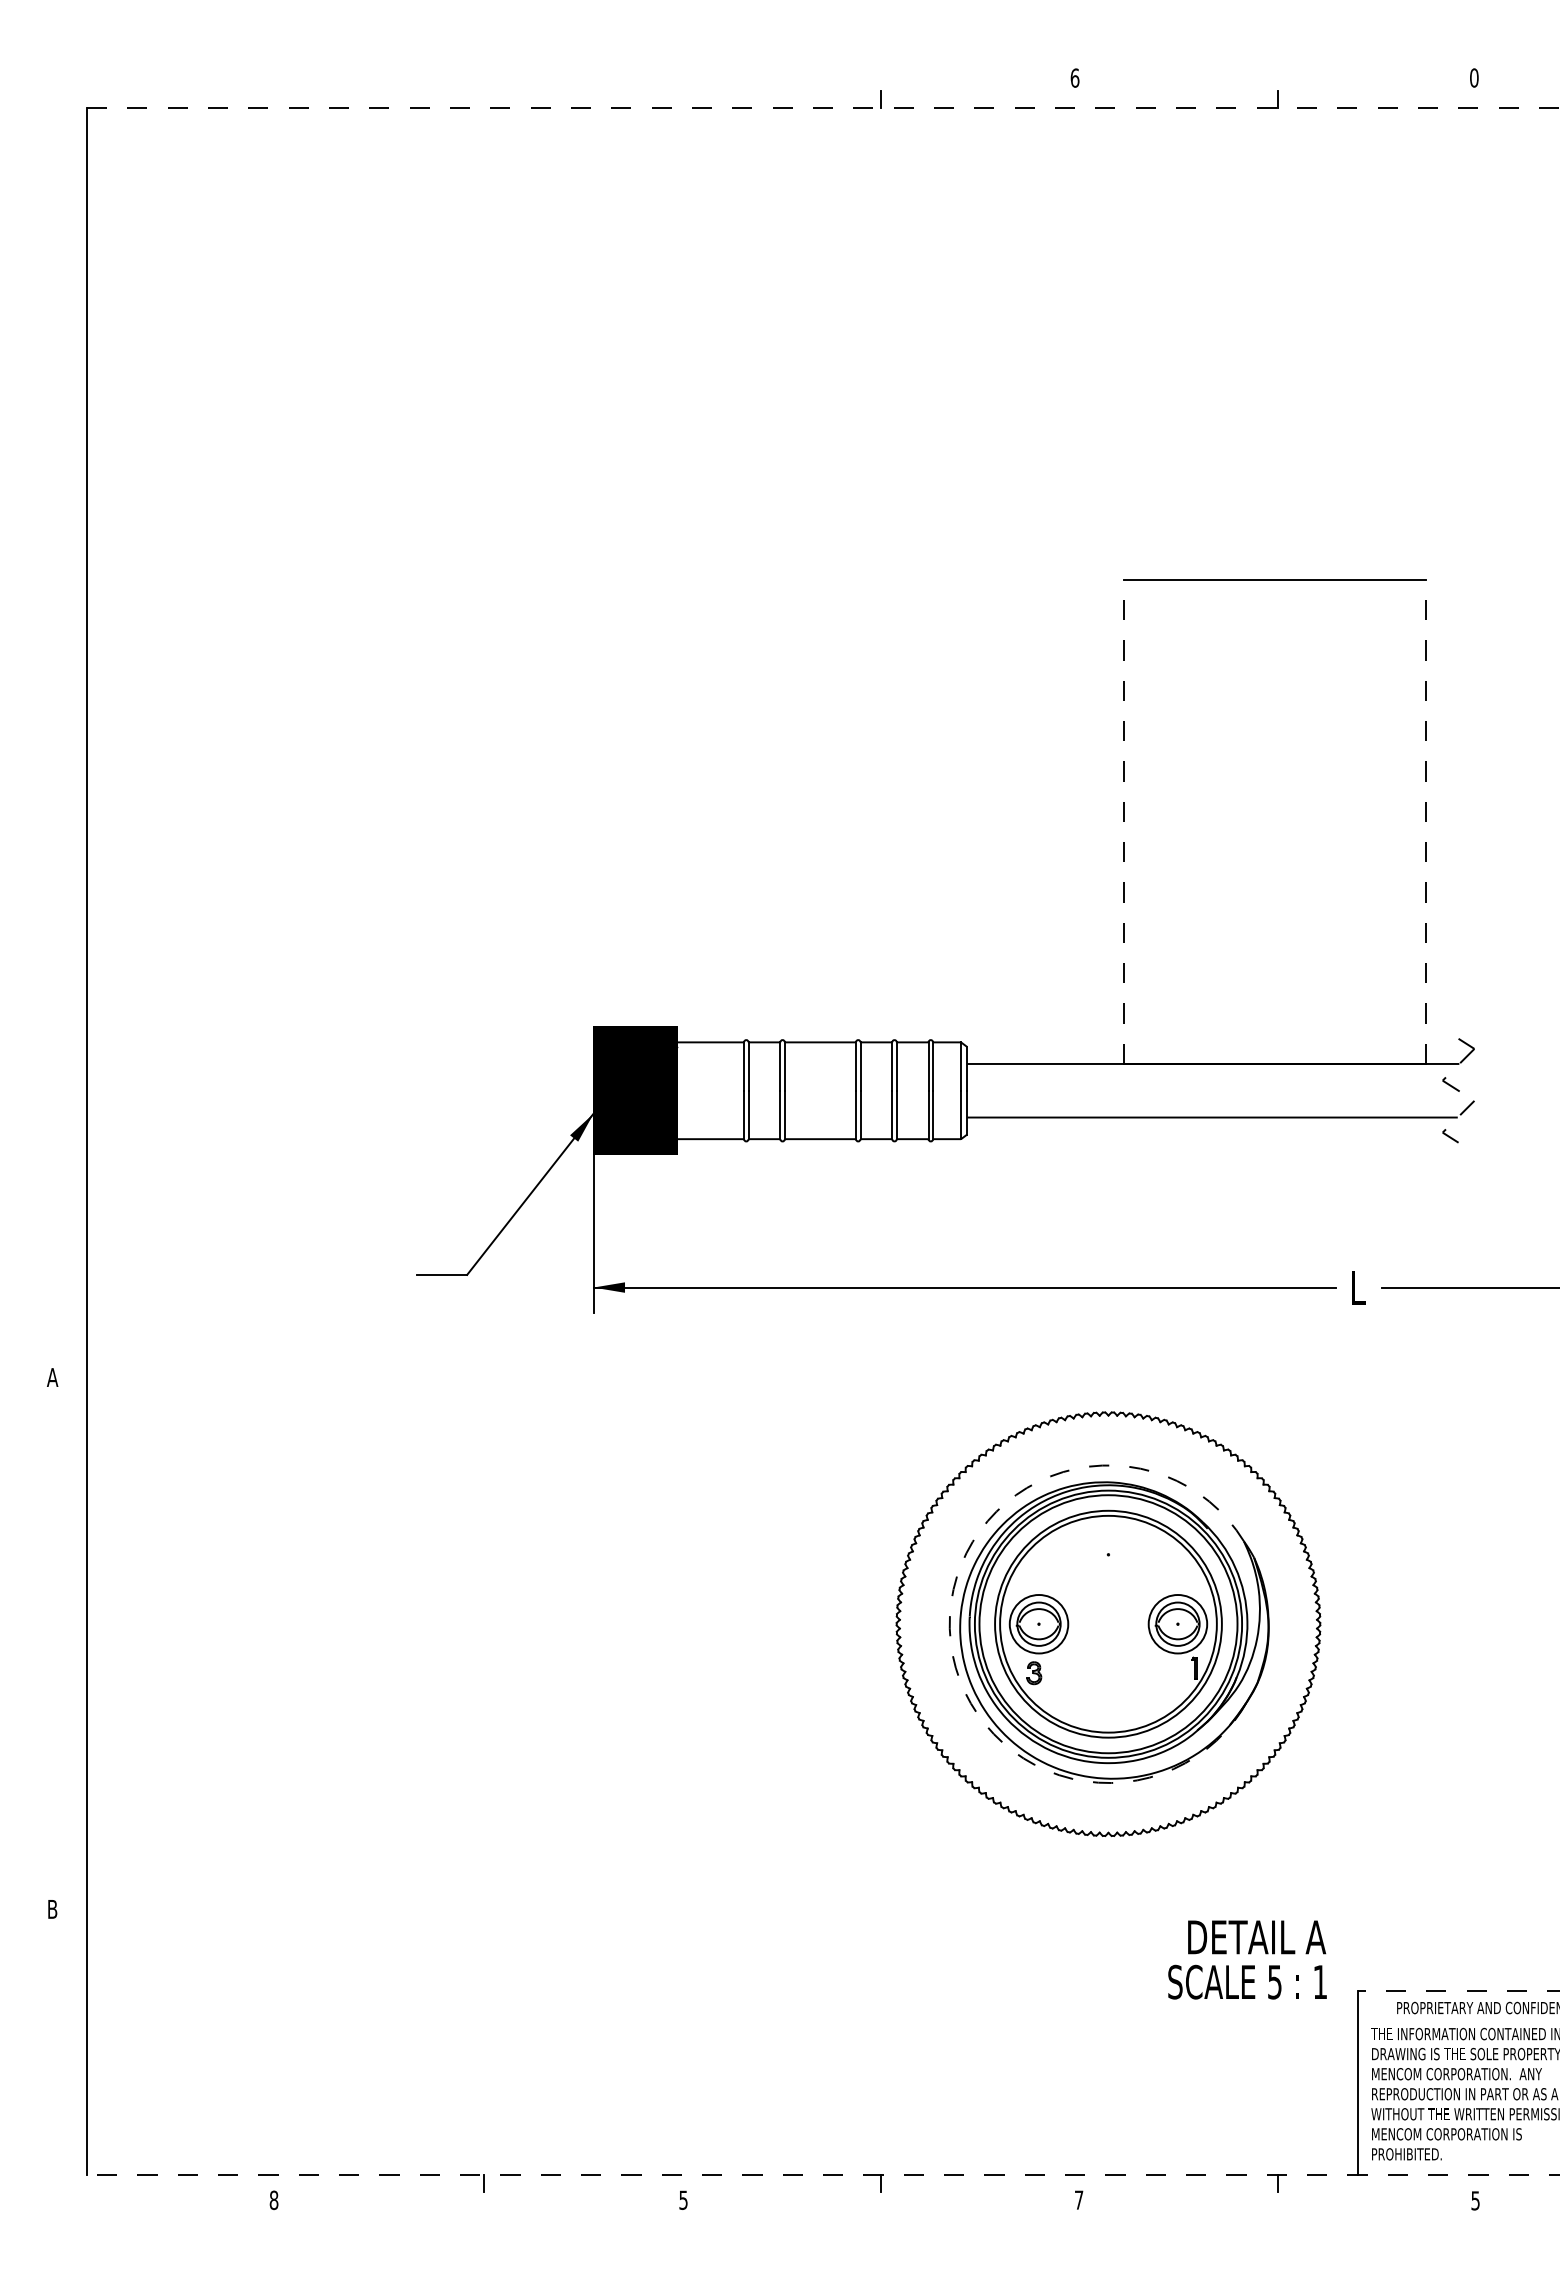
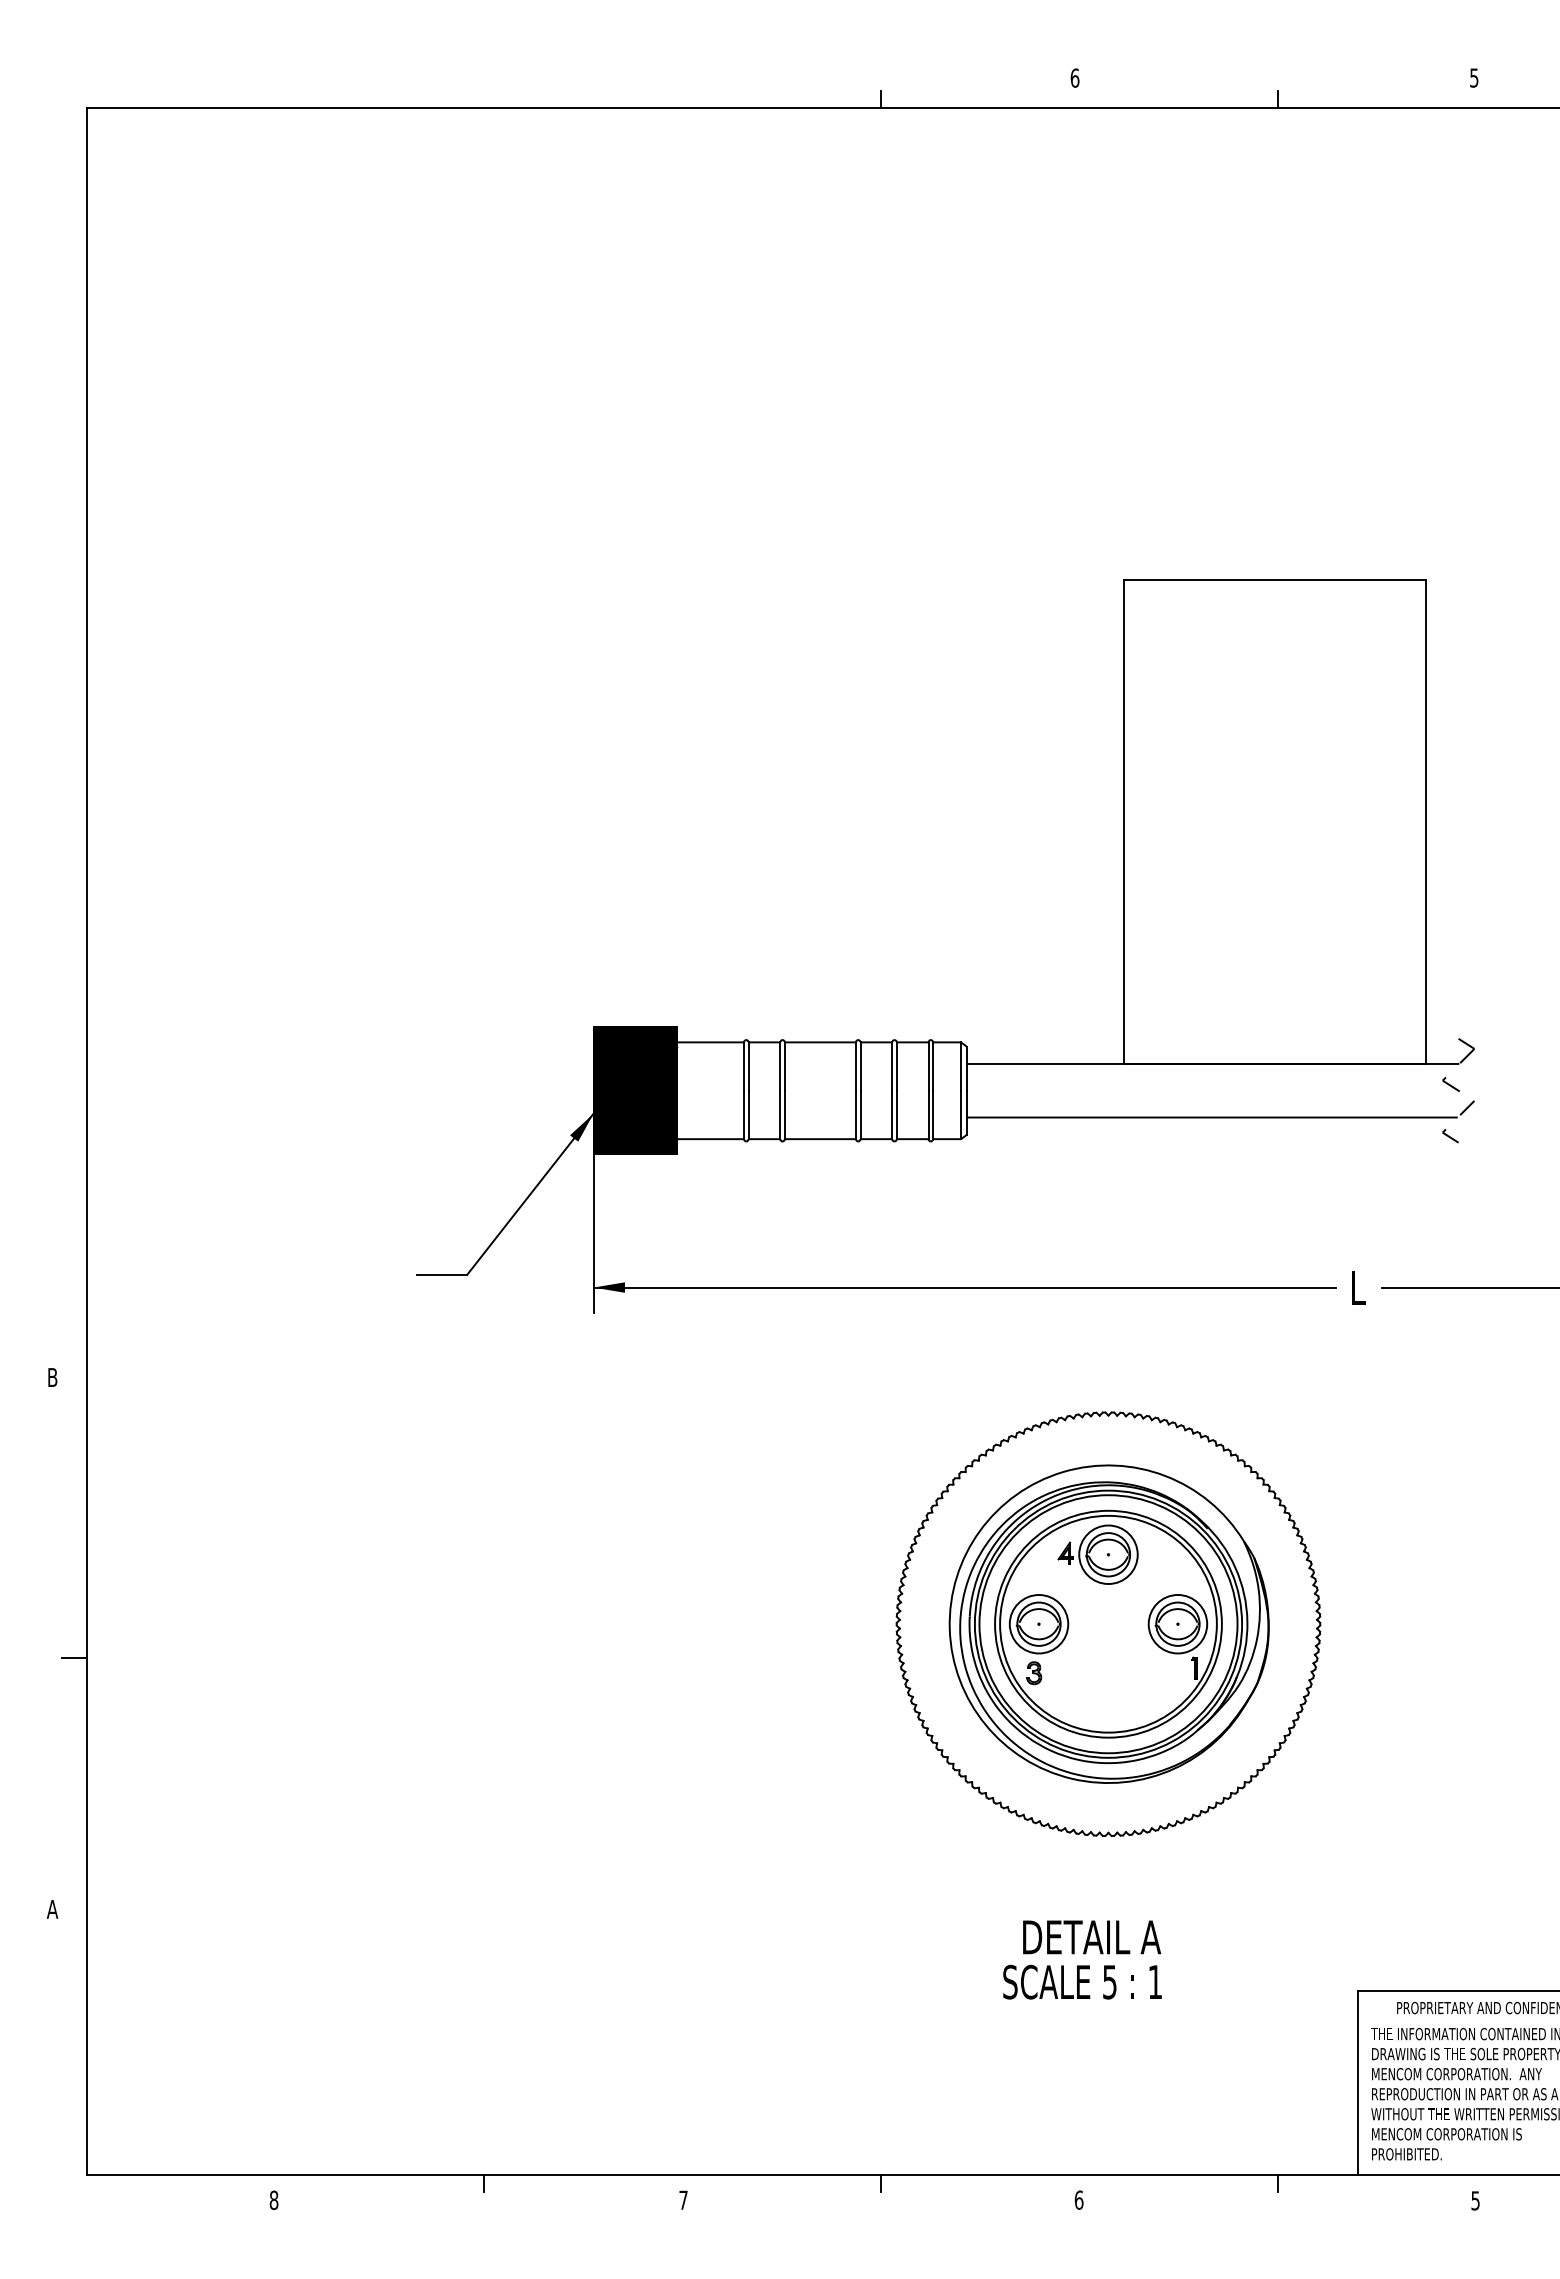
text: 0 -> 5 (1474, 77)
line: dashed -> solid (823, 107)
line: dashed -> solid (1123, 822)
line: dashed -> solid (1426, 822)
text: A -> B (52, 1377)
part: none -> present (1097, 1554)
arc: dashed -> solid (949, 1628)
line: none -> present (73, 1658)
text: B -> A (52, 1909)
text position: (1247, 1959) -> (1082, 1959) (1082, 1959)
line: dashed -> solid (1458, 1990)
line: dashed -> solid (822, 2174)
text: 5 -> 7 (683, 2199)
text: 7 -> 6 (1078, 2199)
